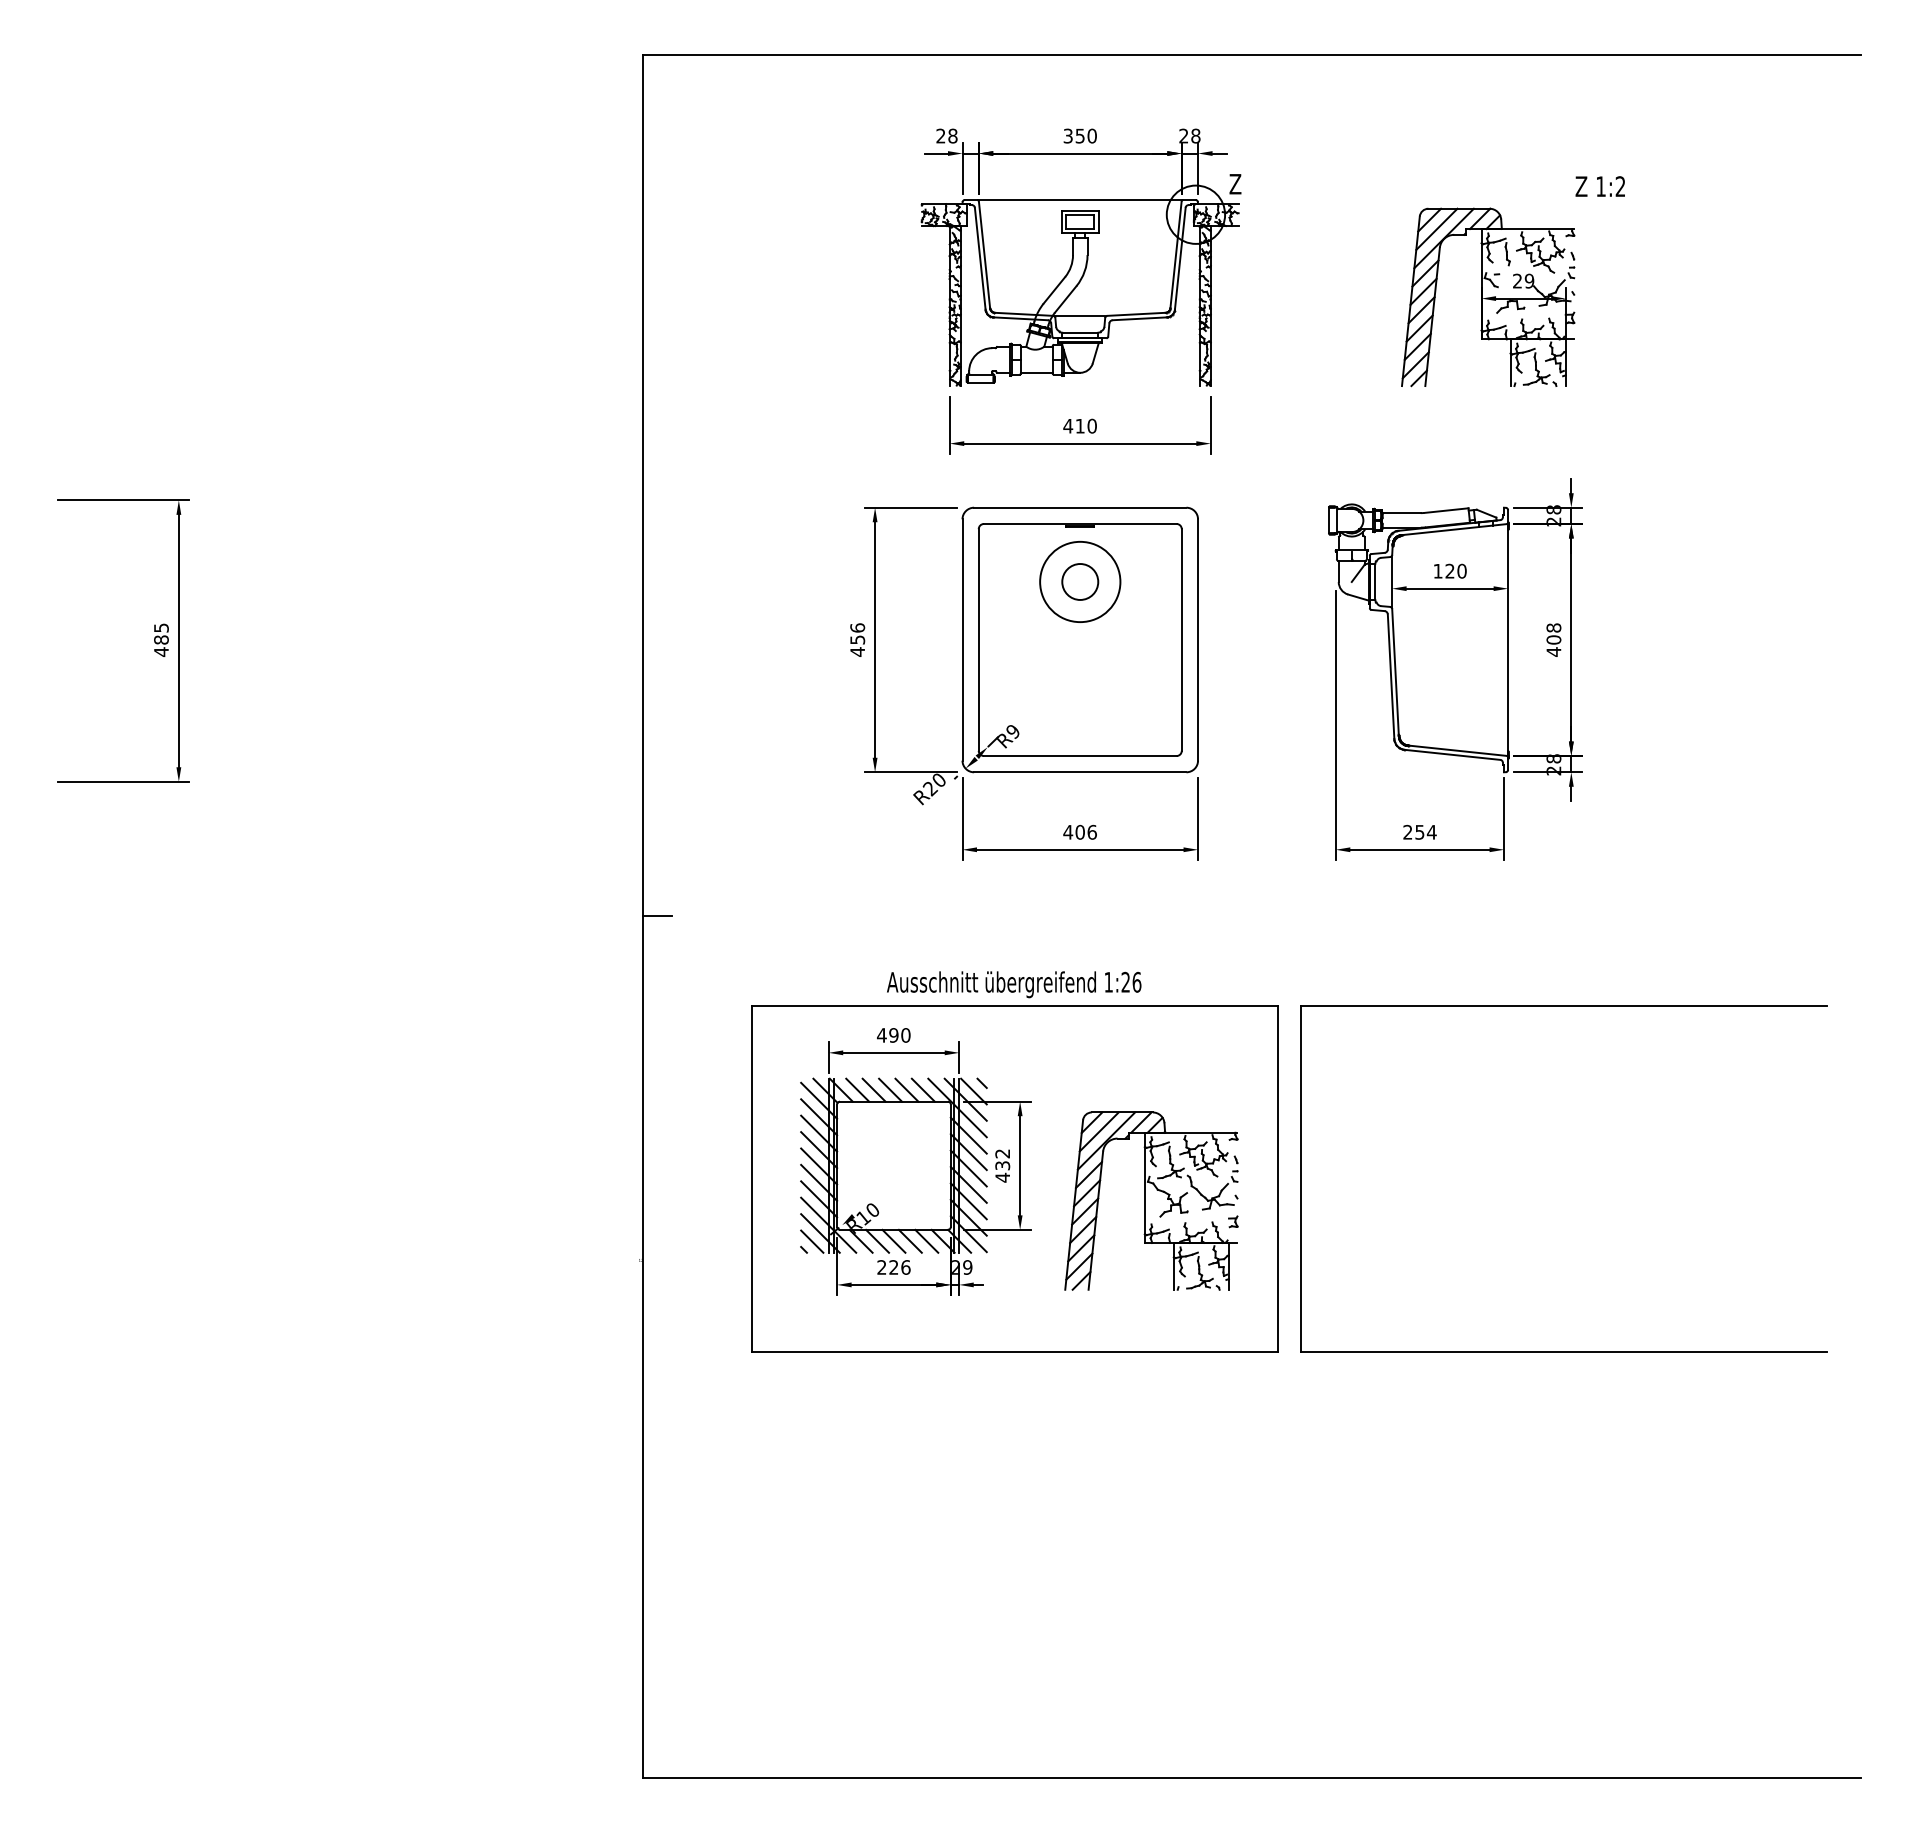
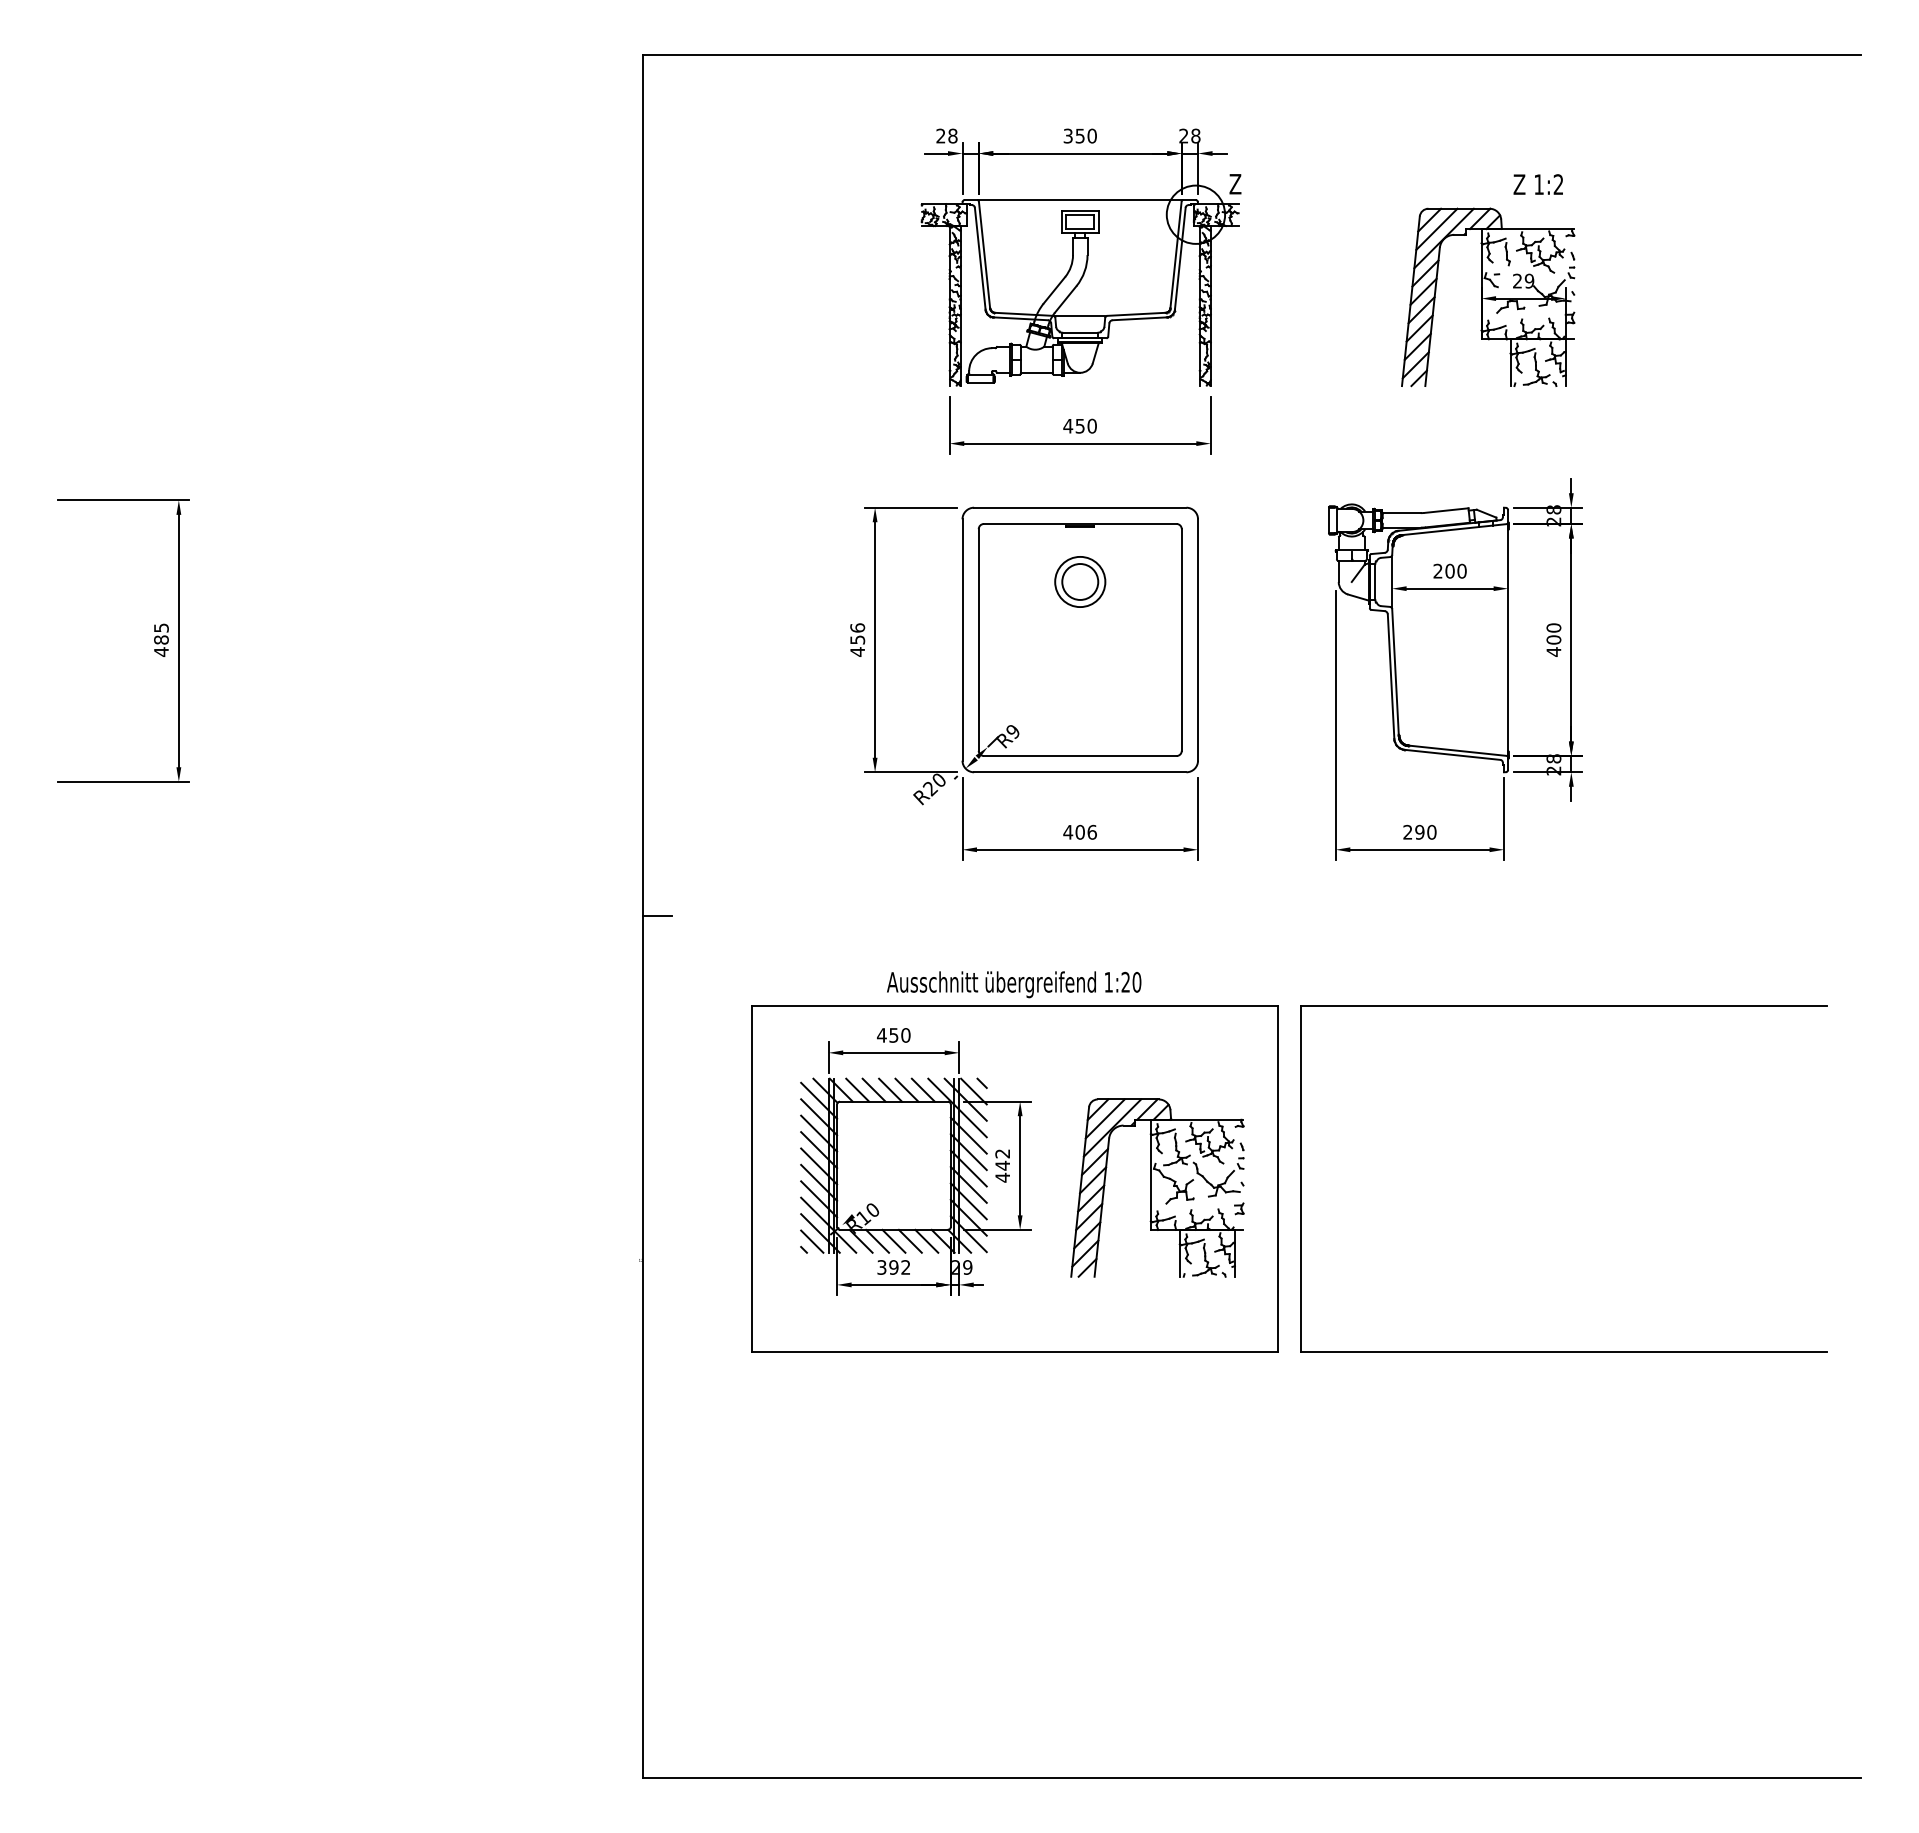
text position: (1599, 186) -> (1537, 184) (1537, 184)
text: 410 -> 450 (1079, 426)
text: 120 -> 200 (1443, 570)
circle diameter: 80 px -> 50 px (1080, 581)
text: 408 -> 400 (1553, 627)
text: 254 -> 290 (1425, 831)
text: 1:26 -> 1:20 (1136, 981)
text: 490 -> 450 (893, 1035)
text: 432 -> 442 (1002, 1165)
part position: (1151, 1200) -> (1157, 1187) (1157, 1187)
text: 226 -> 392 (893, 1267)
